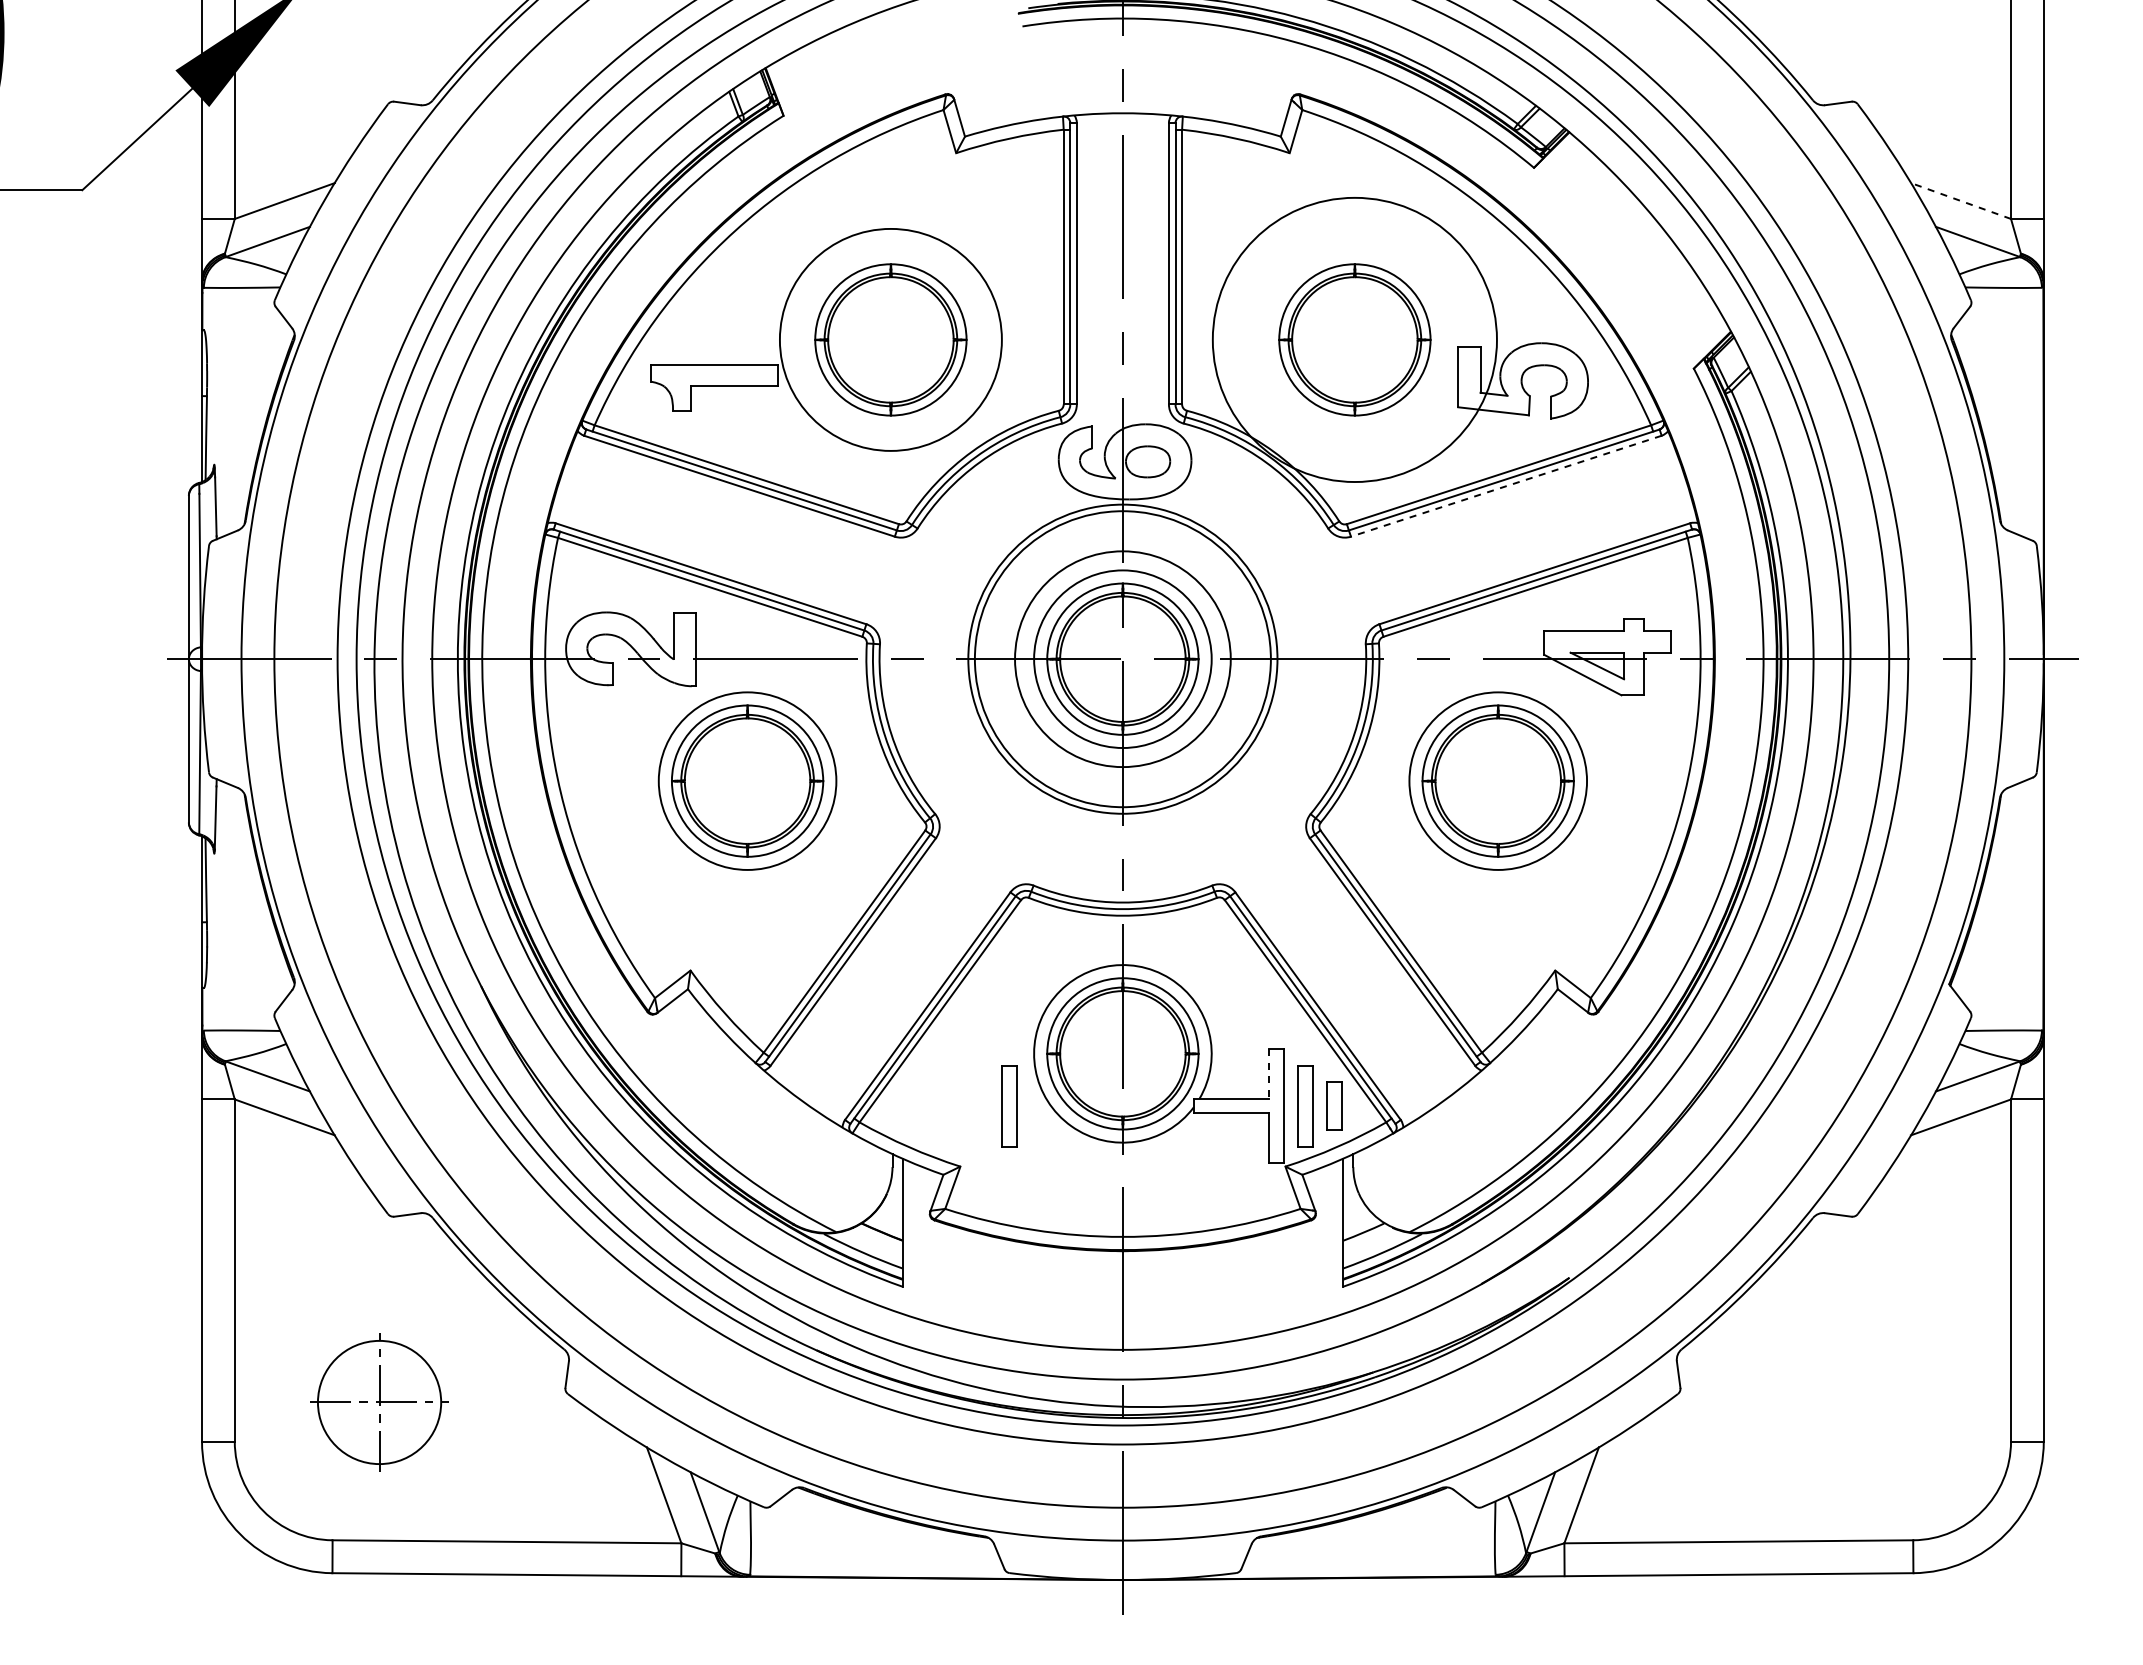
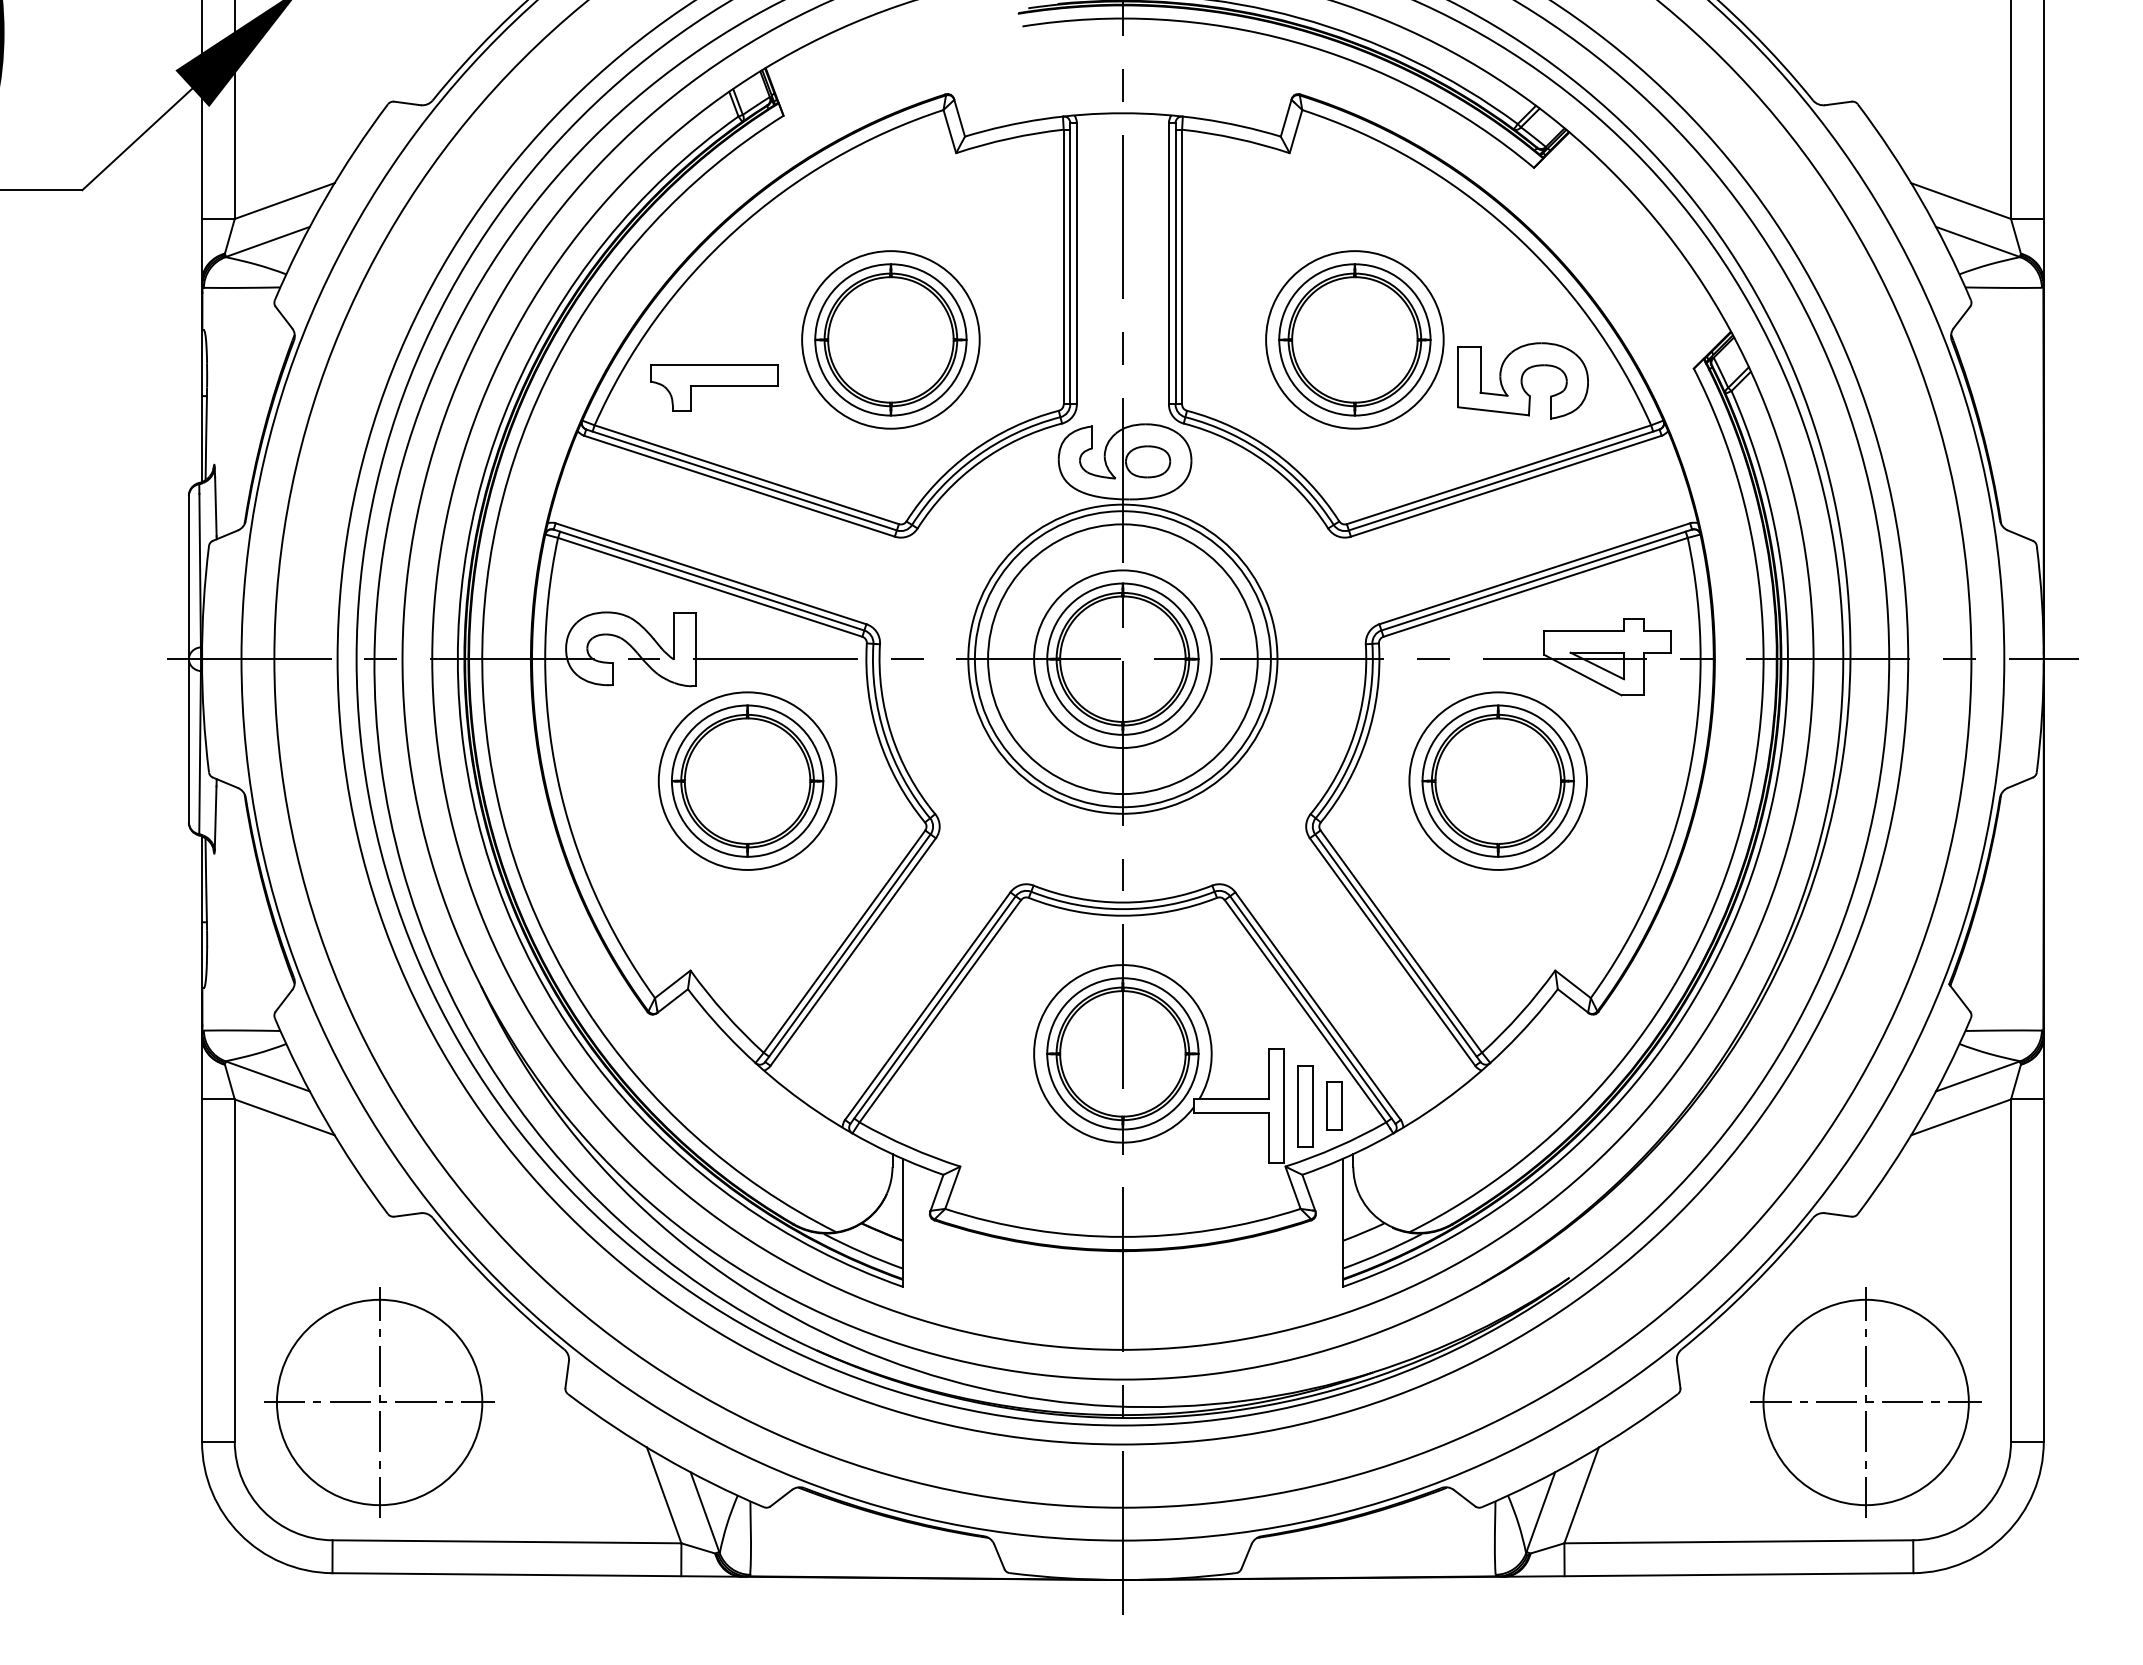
line: dashed -> solid (1960, 200)
circle diameter: 222 px -> 178 px (890, 339)
circle diameter: 284 px -> 178 px (1354, 339)
line: dashed -> solid (1505, 486)
circle diameter: 216 px -> 270 px (1122, 659)
line: dashed -> solid (1269, 1074)
part: present -> none (1009, 1106)
part size: 139x139 px -> 231x231 px (379, 1402)
part: none -> present (1865, 1402)
